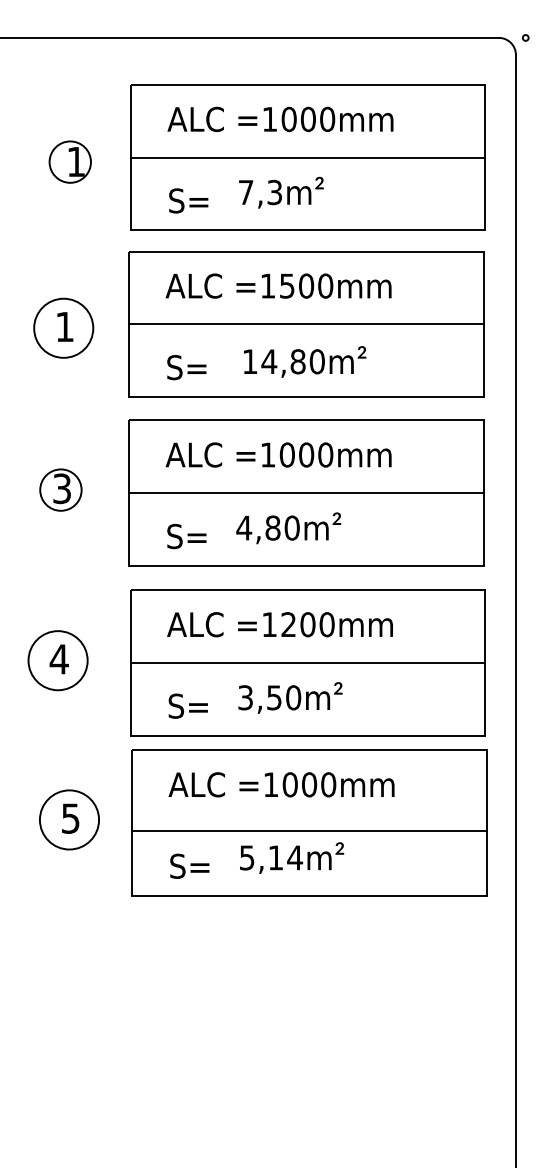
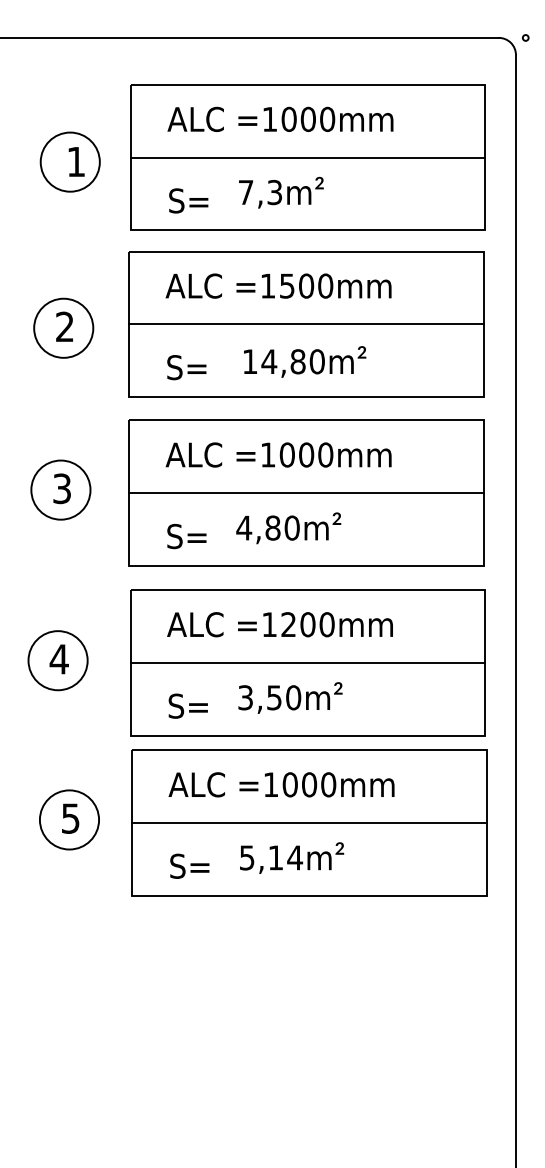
circle diameter: 41 px -> 59 px (69, 161)
text: 1 -> 2 (64, 326)
circle diameter: 41 px -> 59 px (60, 489)
line position: (309, 831) -> (309, 823) (309, 823)
